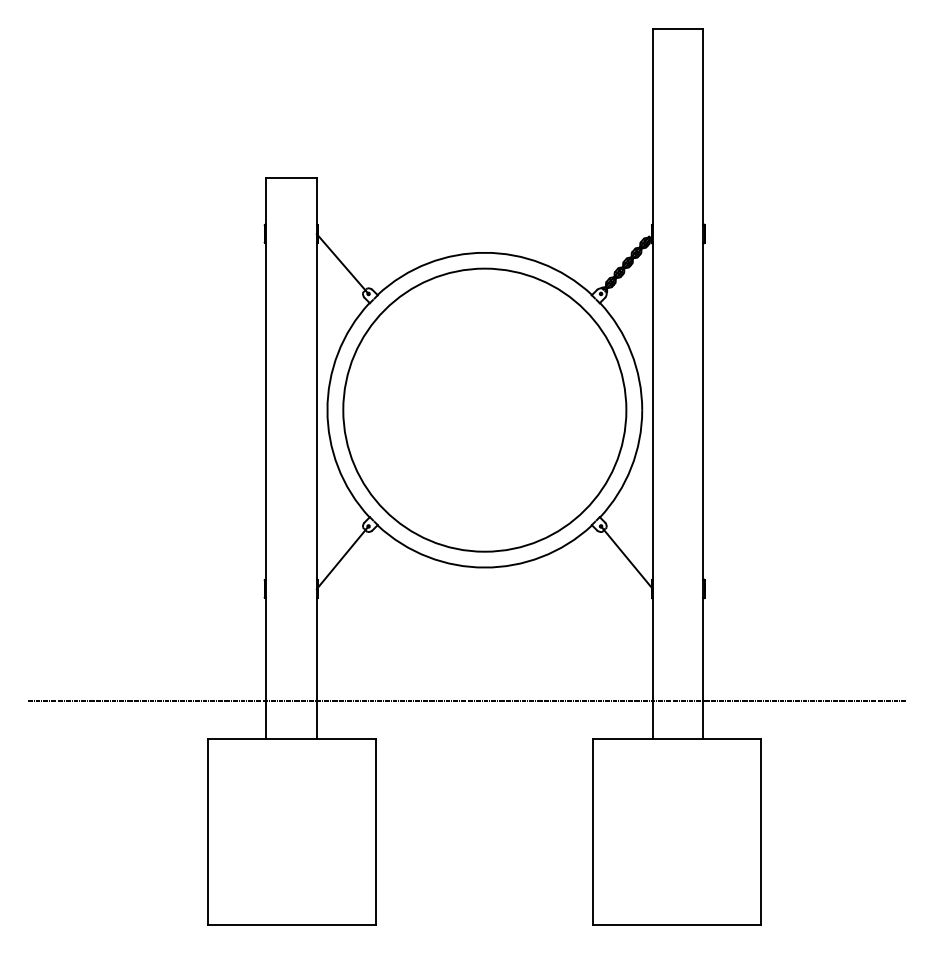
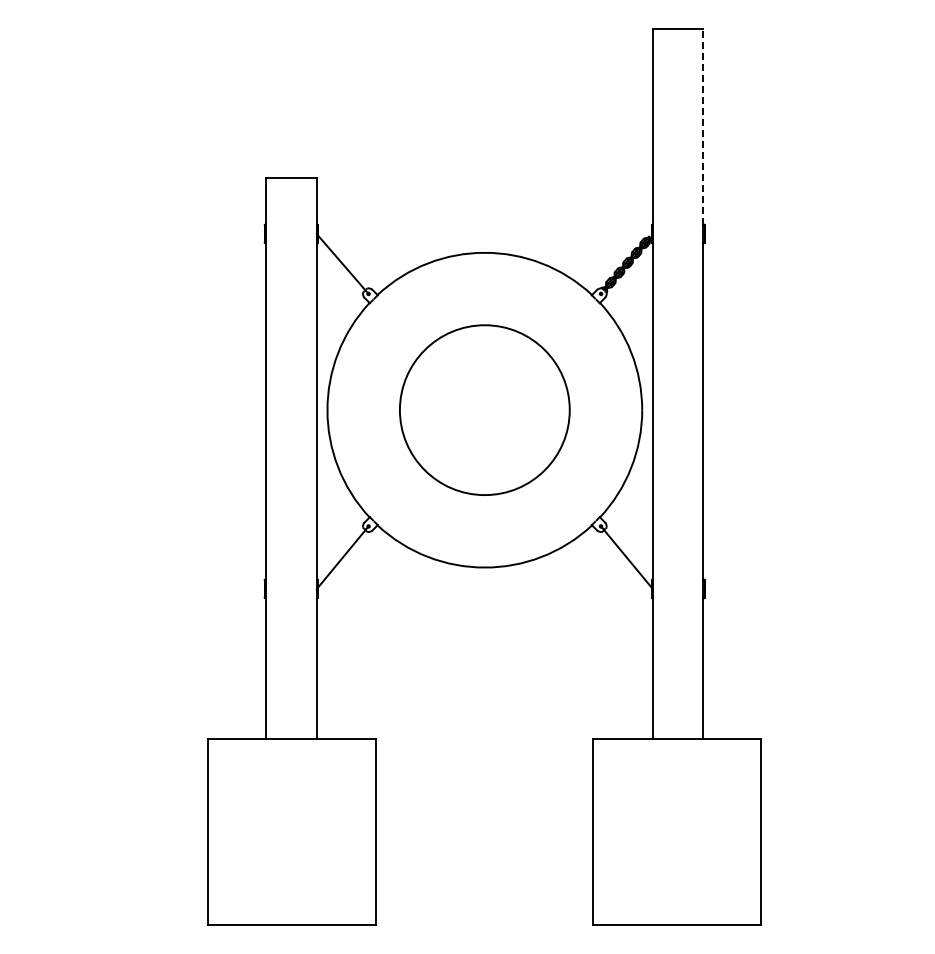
line: solid -> dashed (703, 126)
circle diameter: 283 px -> 170 px (484, 410)
line: present -> none (467, 701)
